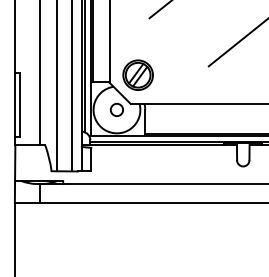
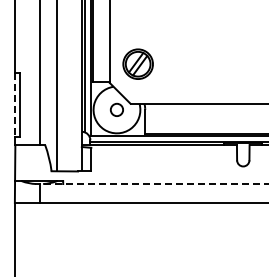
line: present -> none (159, 10)
line: present -> none (236, 43)
part position: (137, 74) -> (137, 63) (137, 63)
line: present -> none (72, 85)
line: solid -> dashed (15, 104)
line: solid -> dashed (154, 184)
